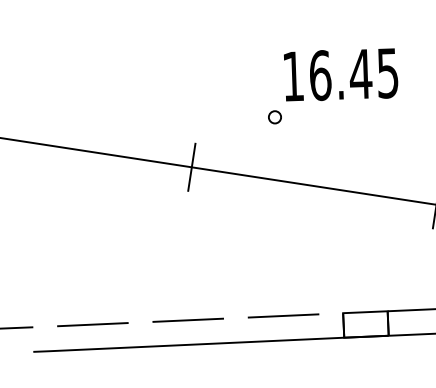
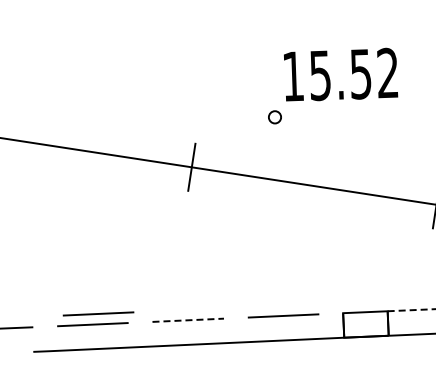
text: 16.45 -> 15.52 (354, 74)
line: solid -> dashed (411, 310)
line: none -> present (98, 313)
line: solid -> dashed (188, 320)
